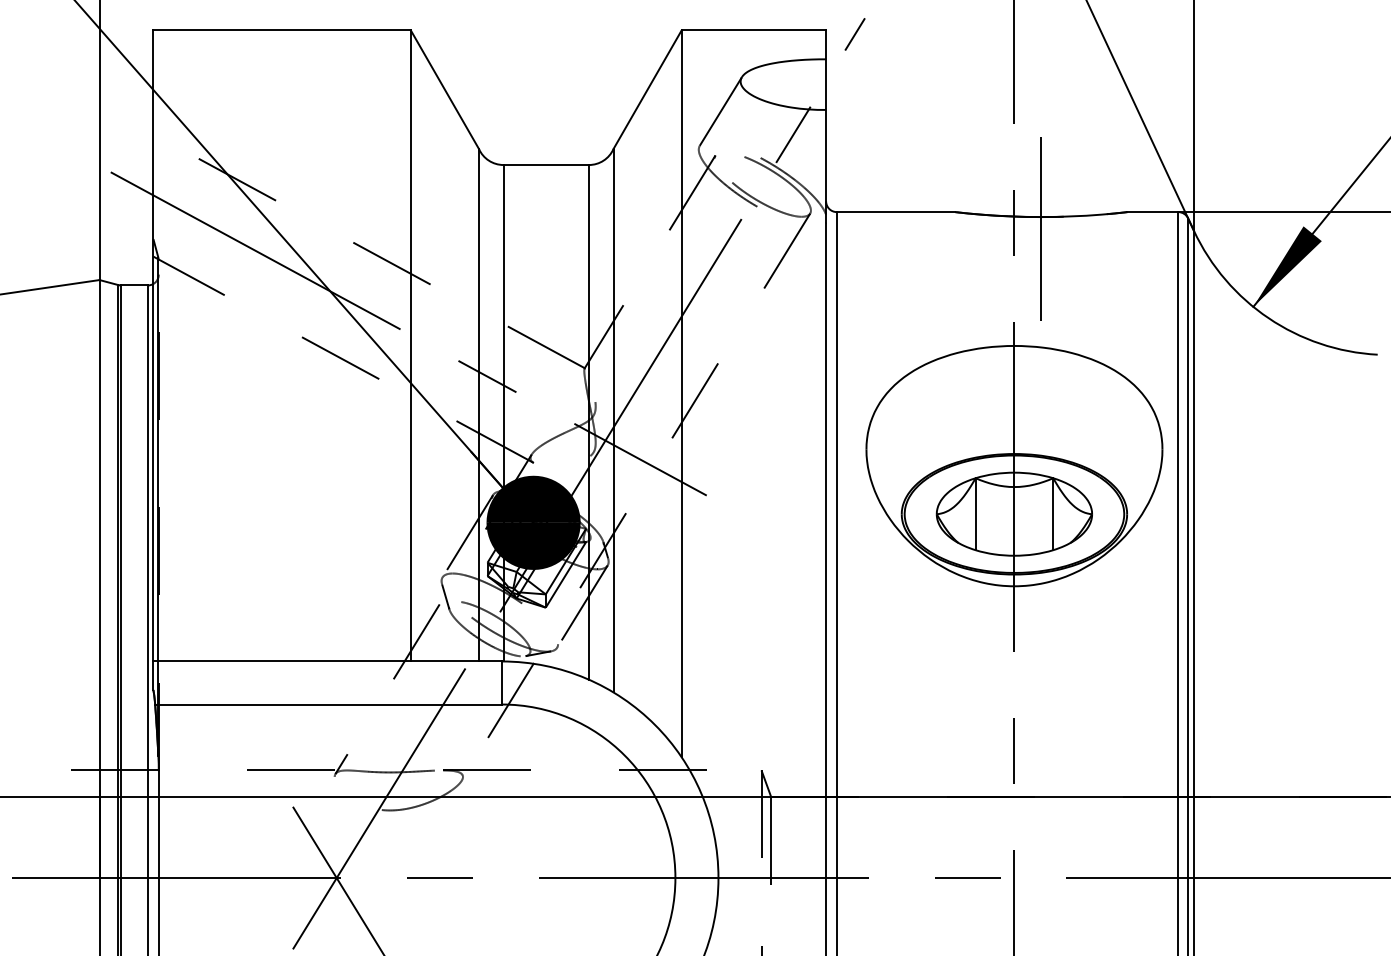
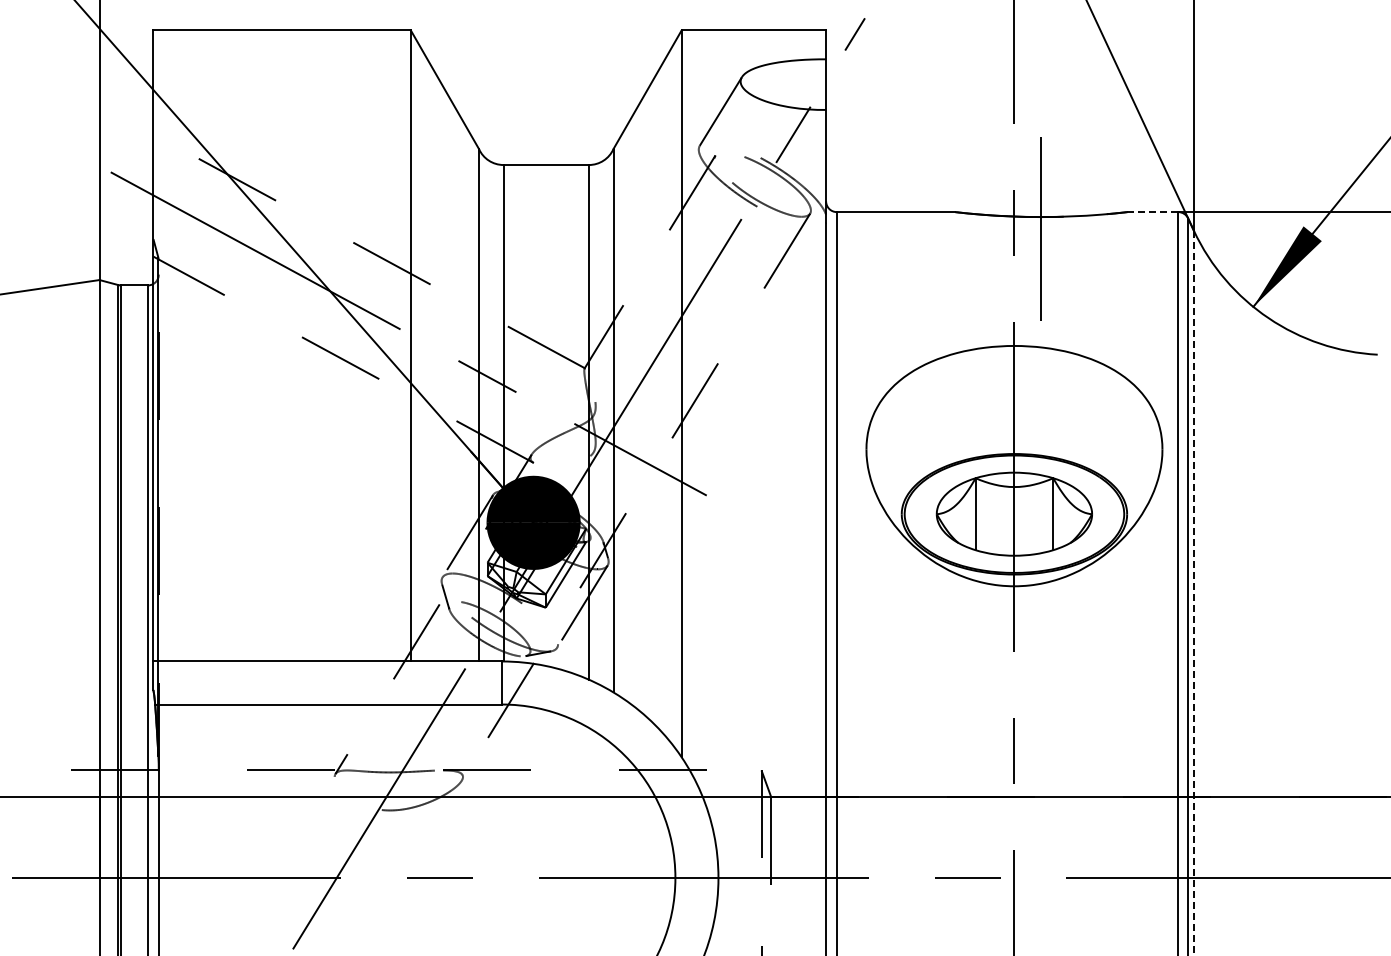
line: solid -> dashed (1153, 212)
line: solid -> dashed (1193, 593)
line: present -> none (337, 879)
